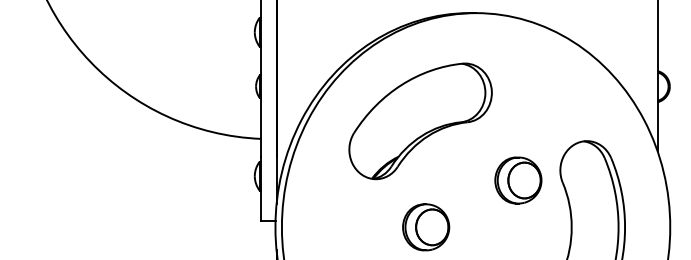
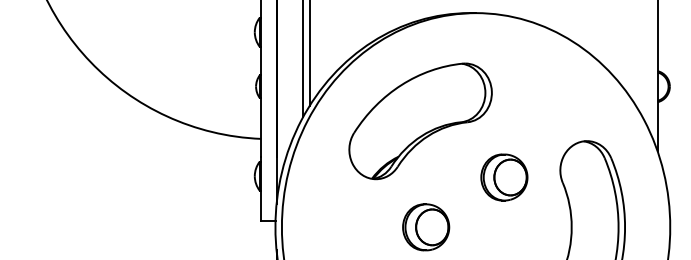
line: none -> present (309, 53)
line: none -> present (303, 59)
part position: (518, 180) -> (504, 177) (504, 177)
